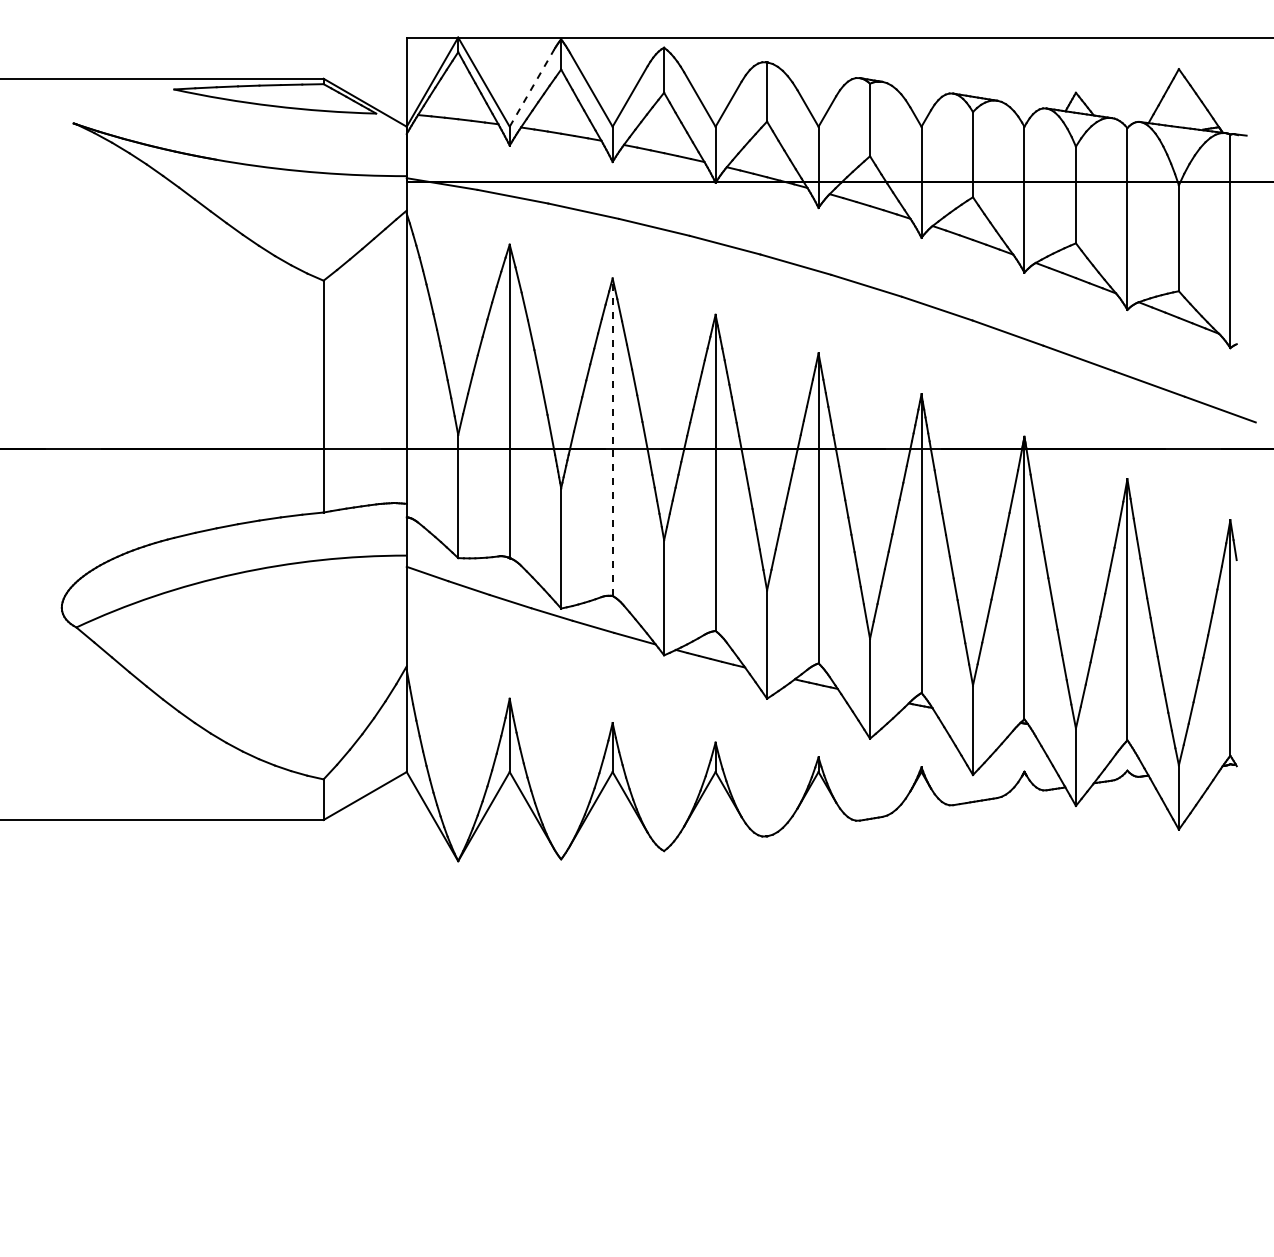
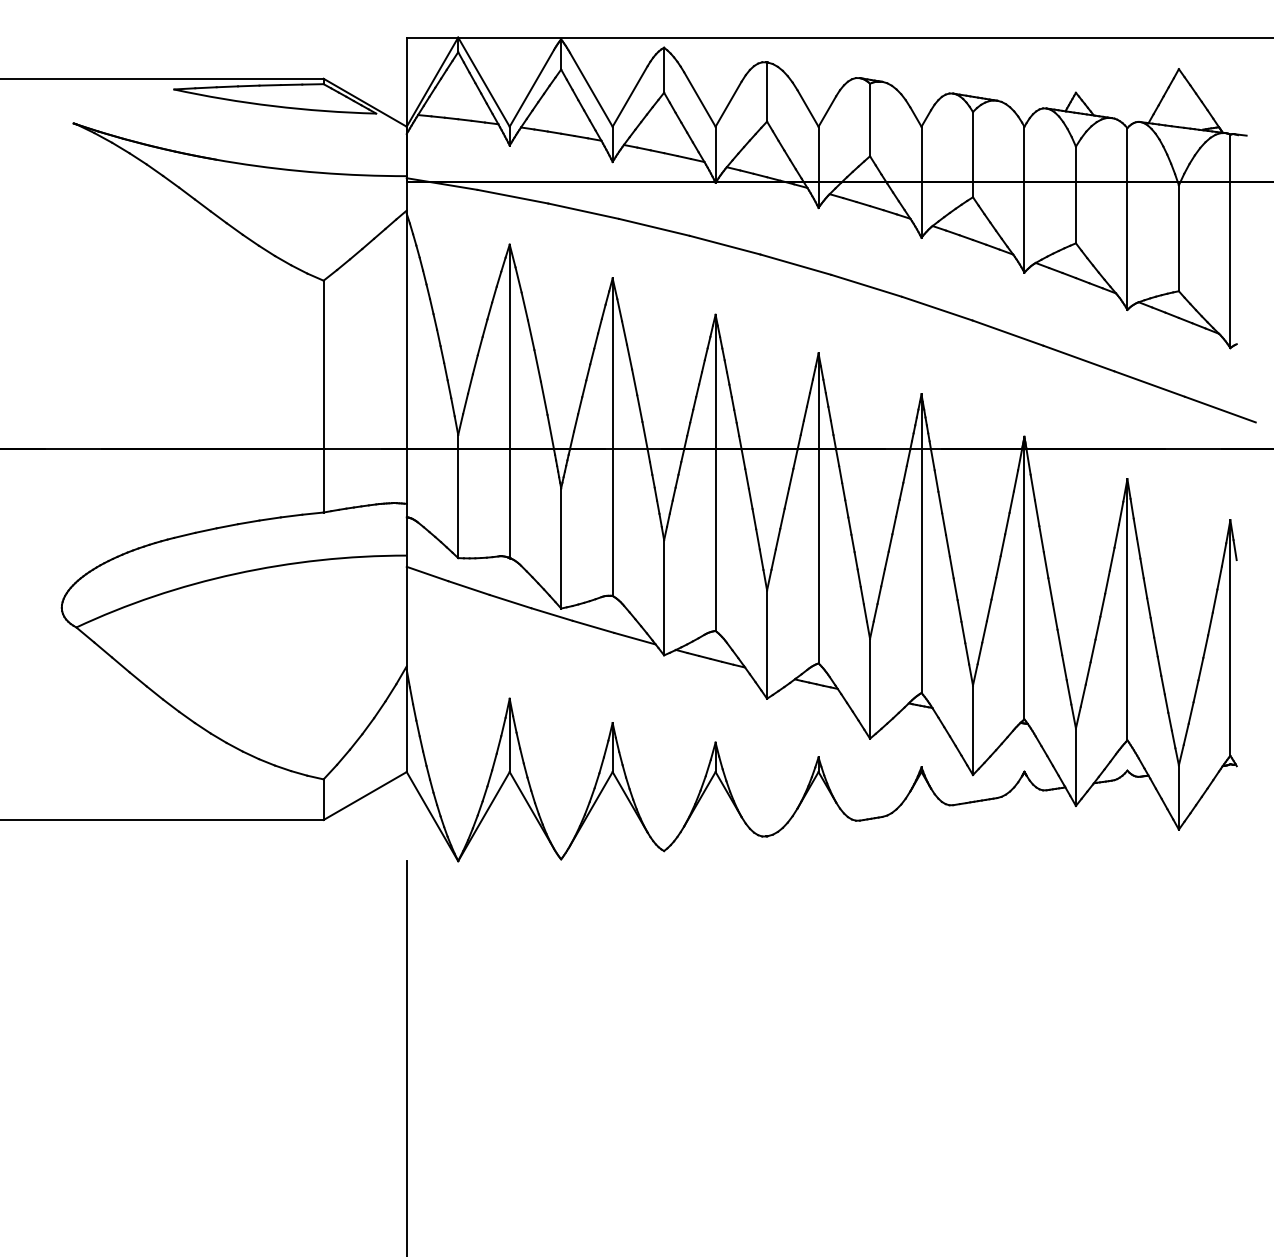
line: dashed -> solid (532, 87)
line: dashed -> solid (612, 437)
line: none -> present (406, 1057)
